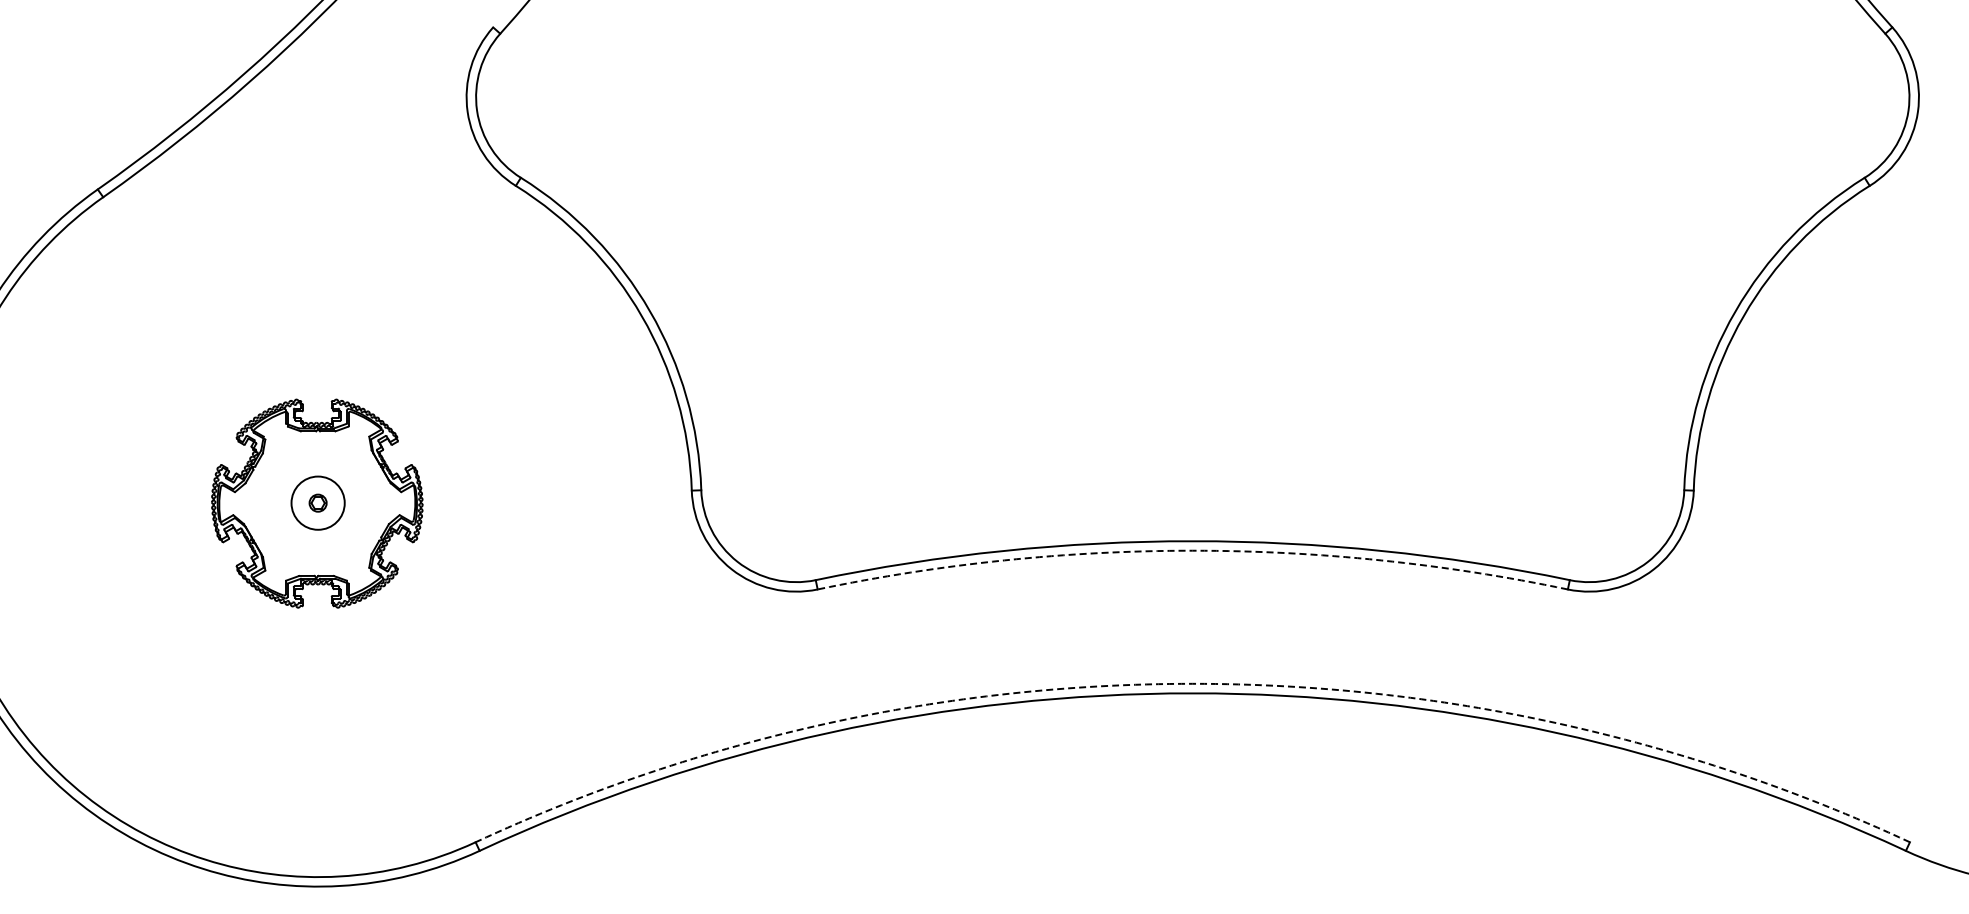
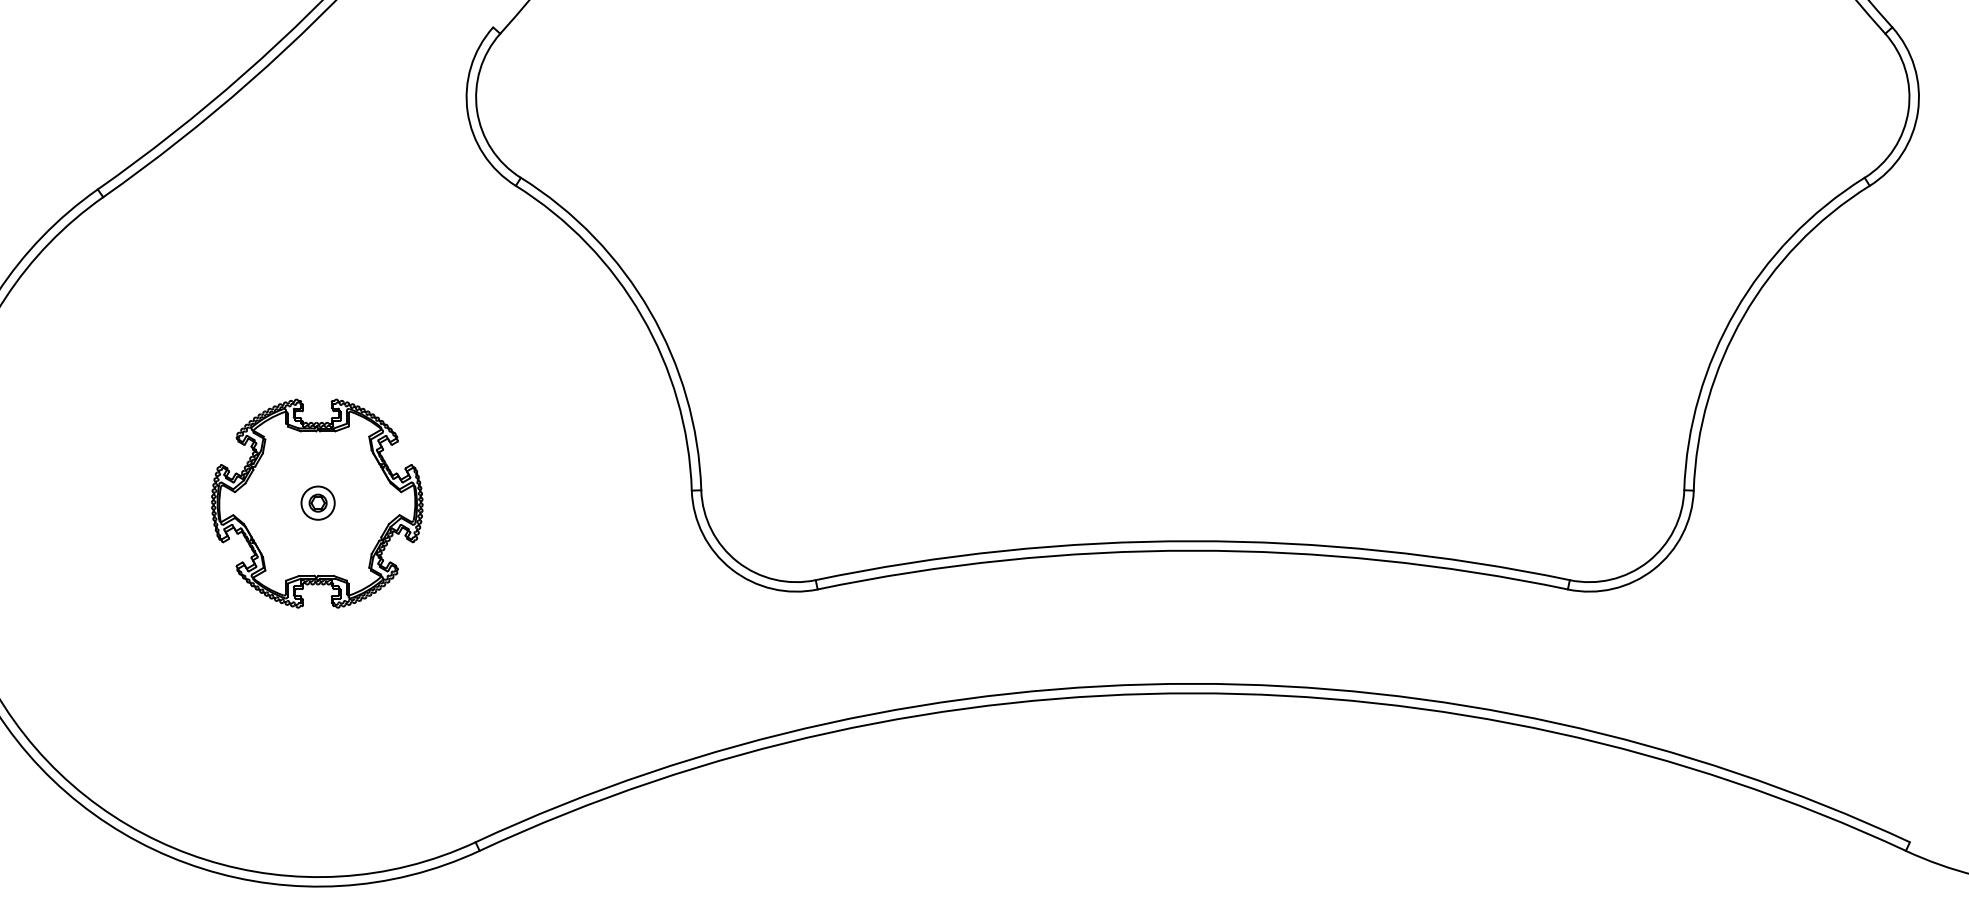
circle diameter: 53 px -> 33 px (317, 502)
arc: dashed -> solid (1192, 550)
arc: dashed -> solid (1192, 683)
